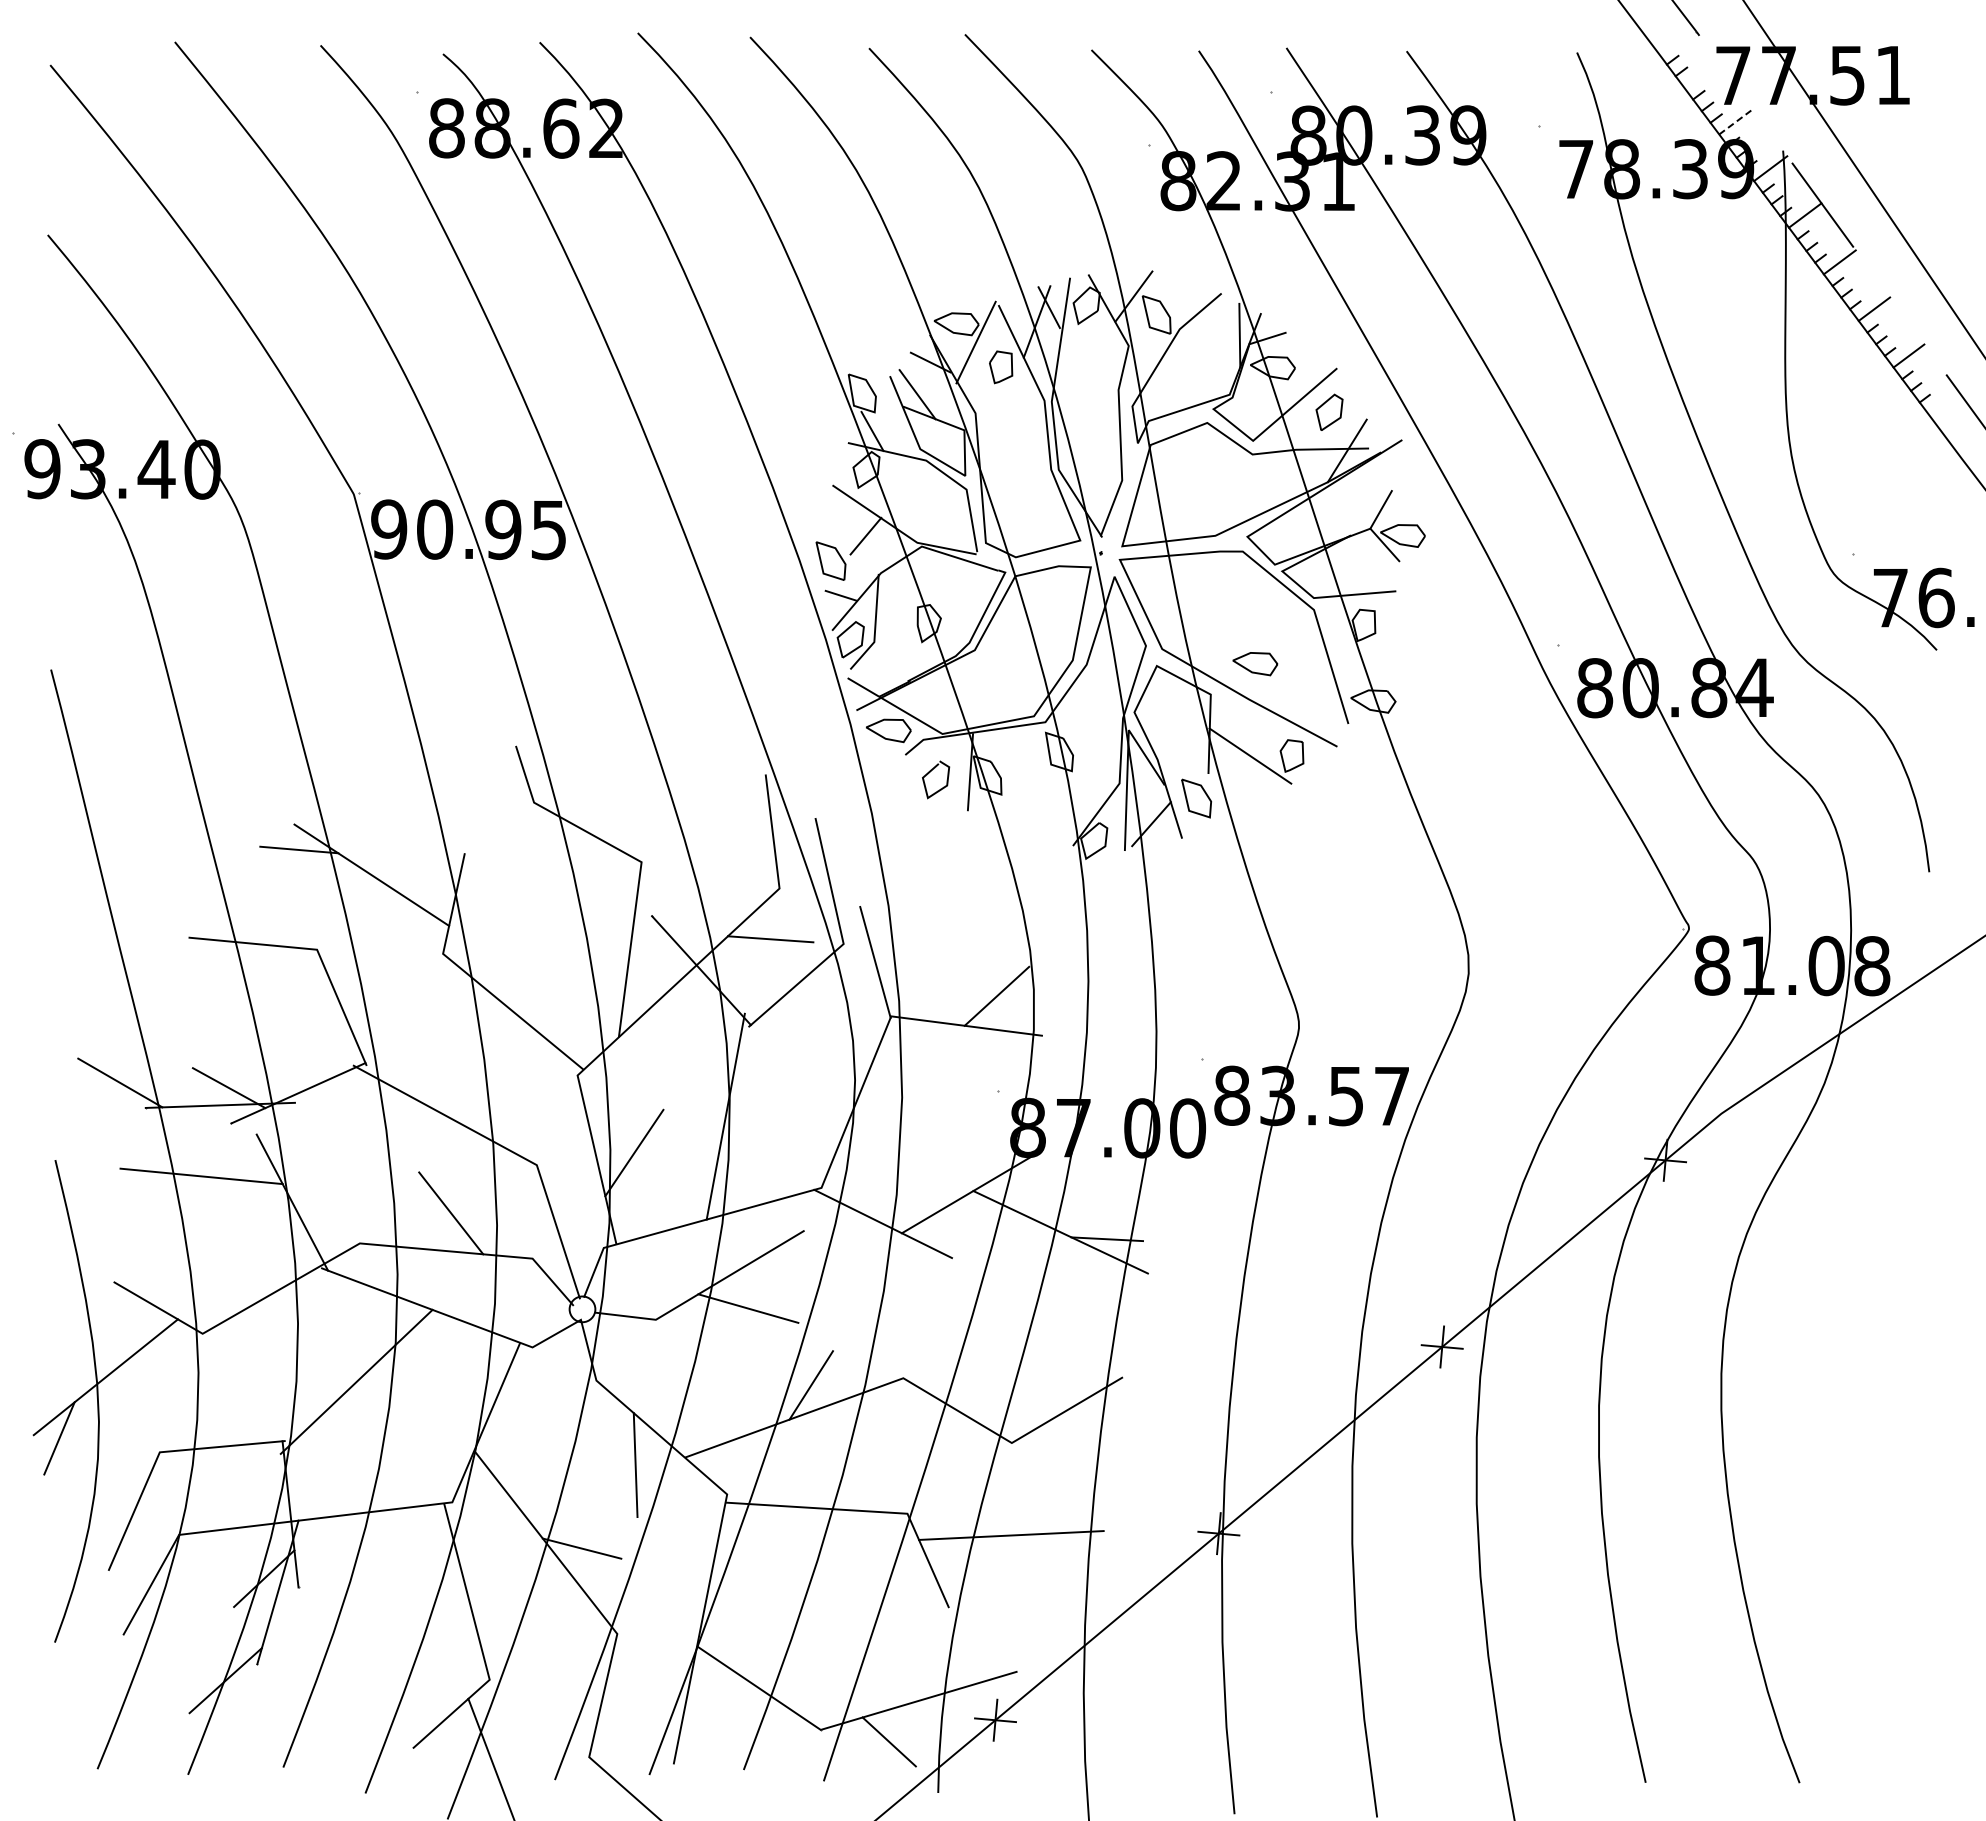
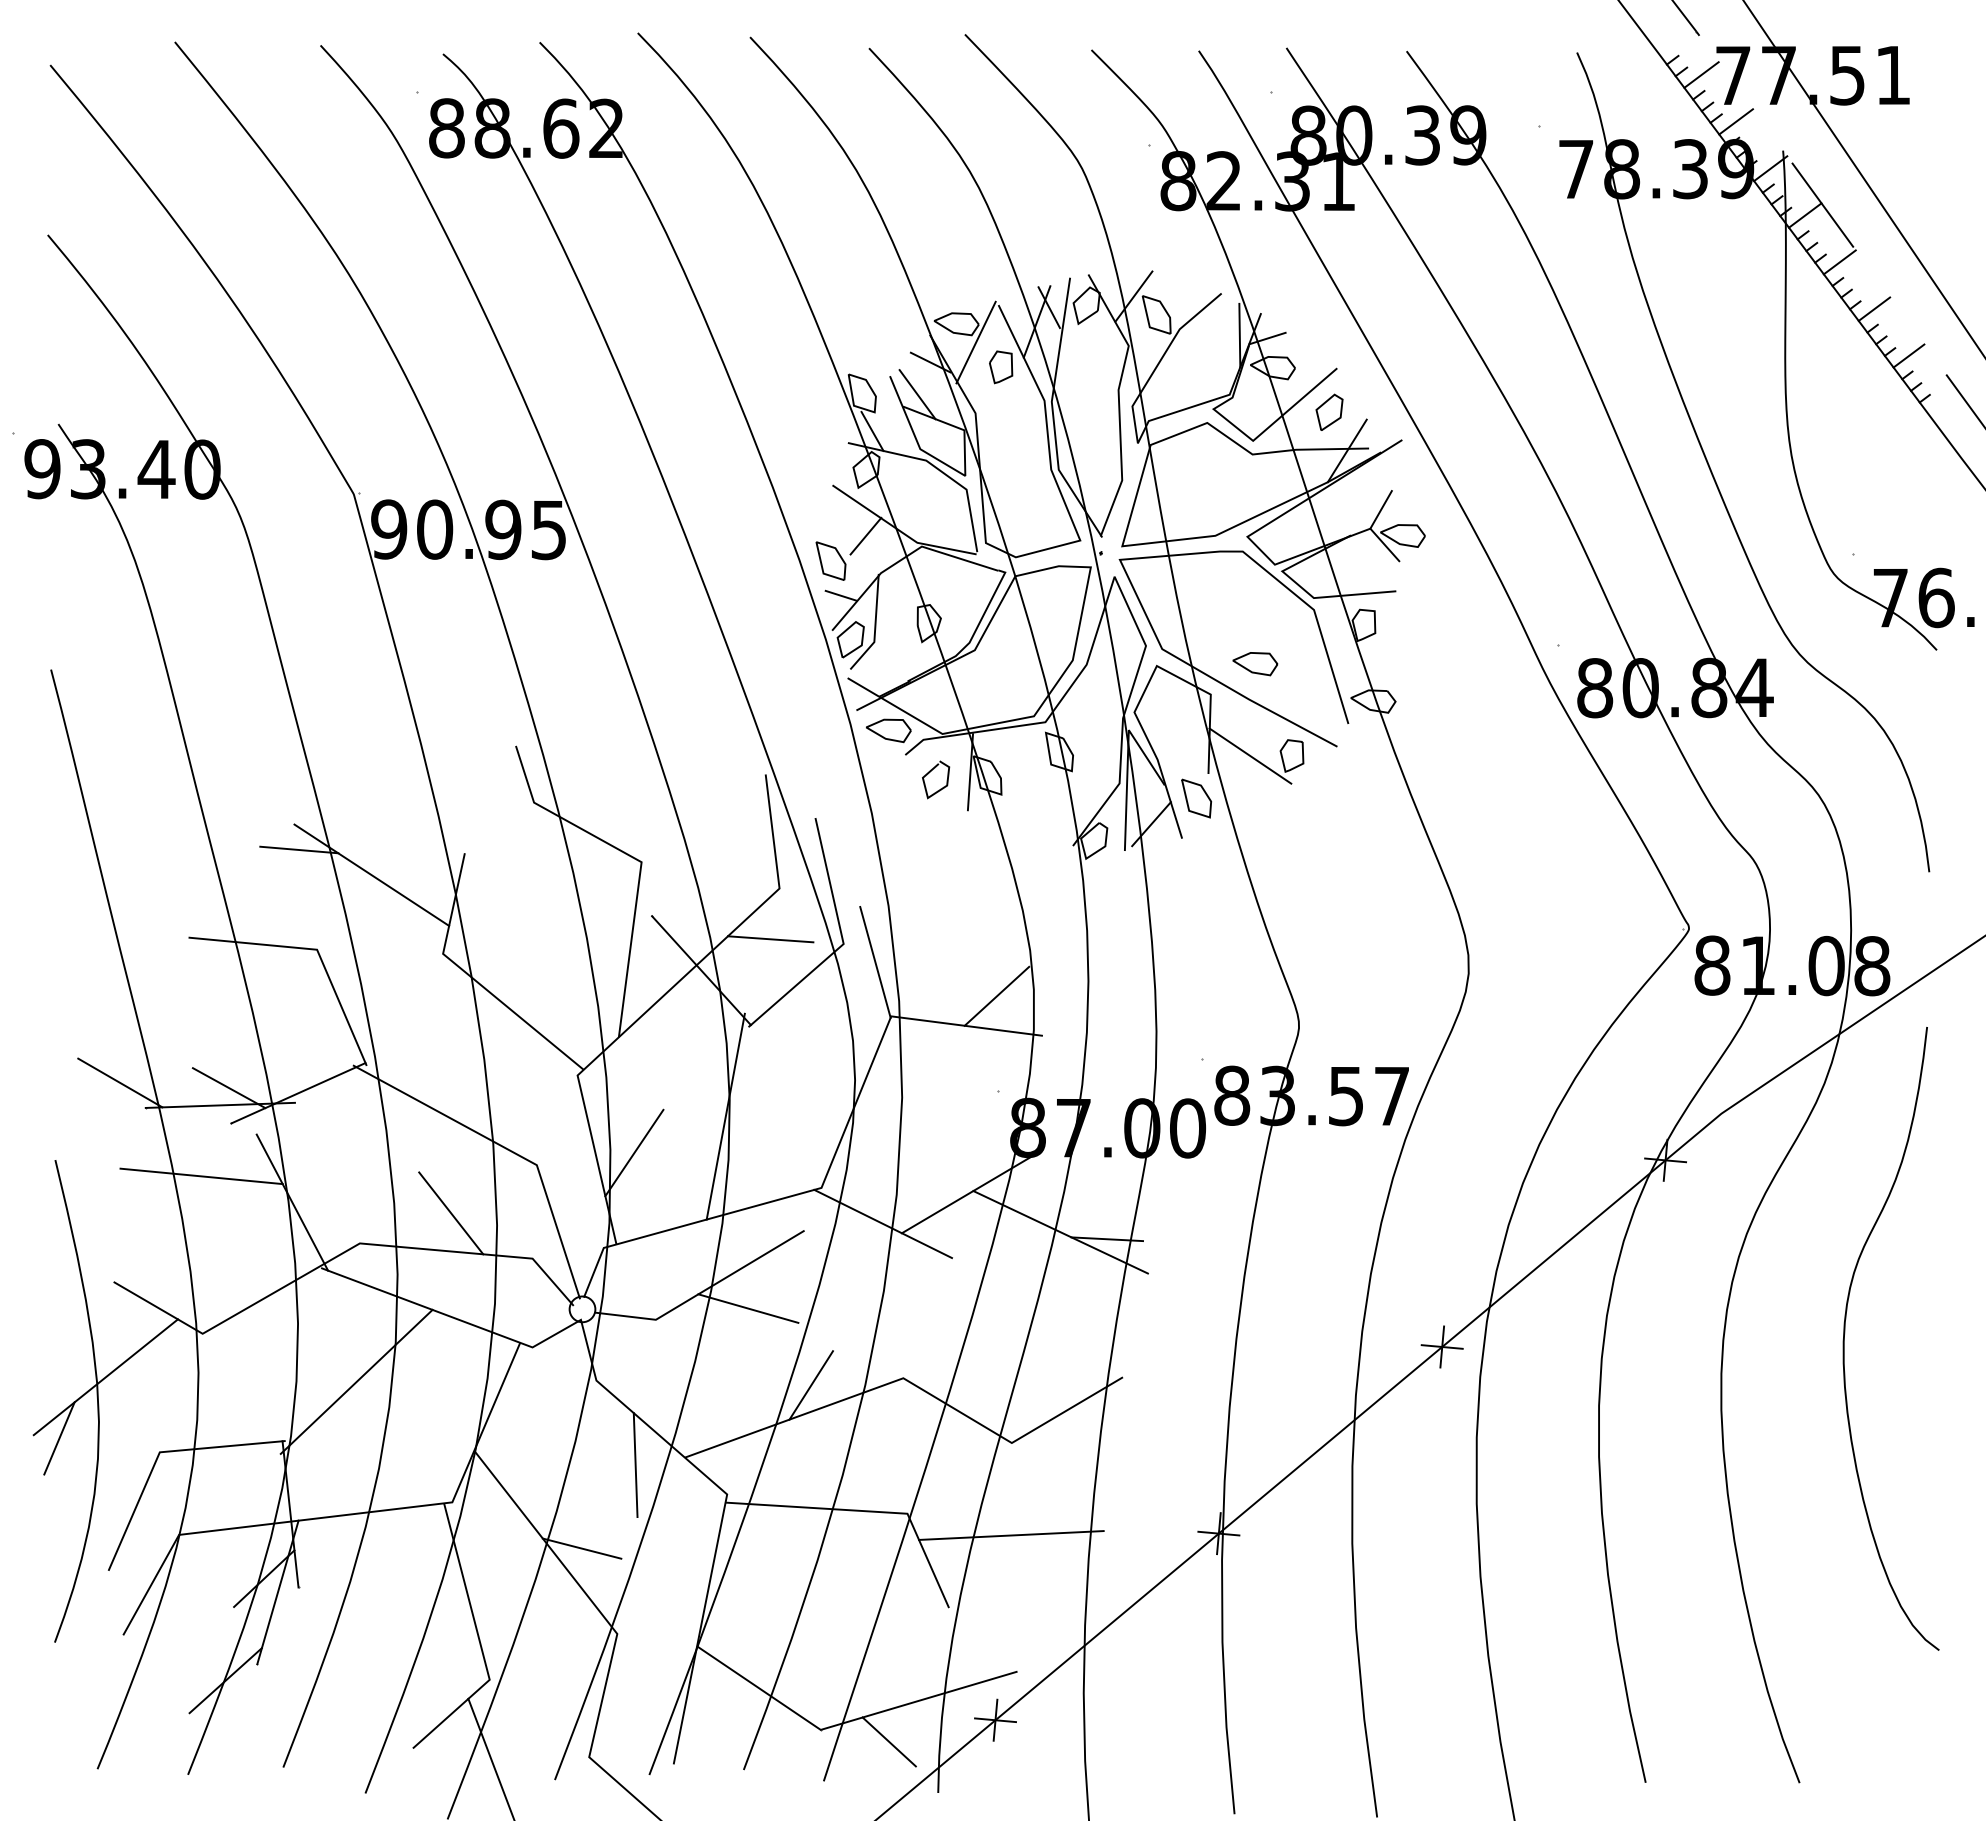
line: none -> present (1701, 74)
line: dashed -> solid (1736, 121)
curve: none -> present (1845, 1333)
